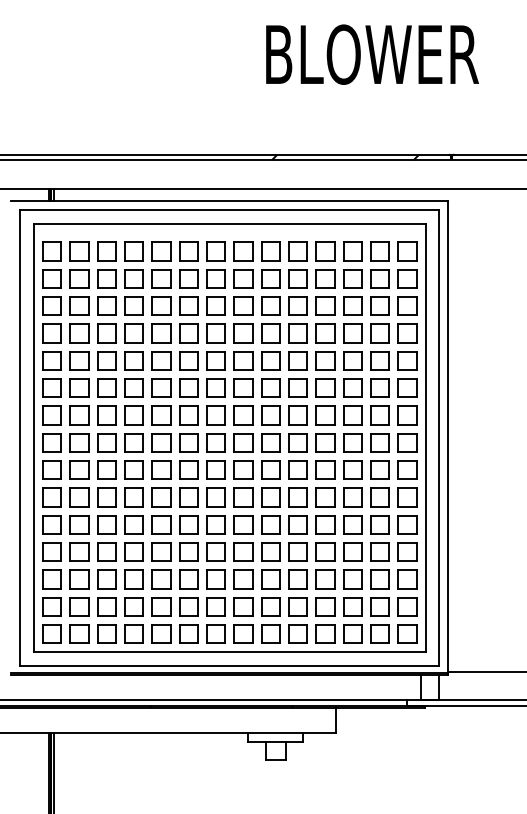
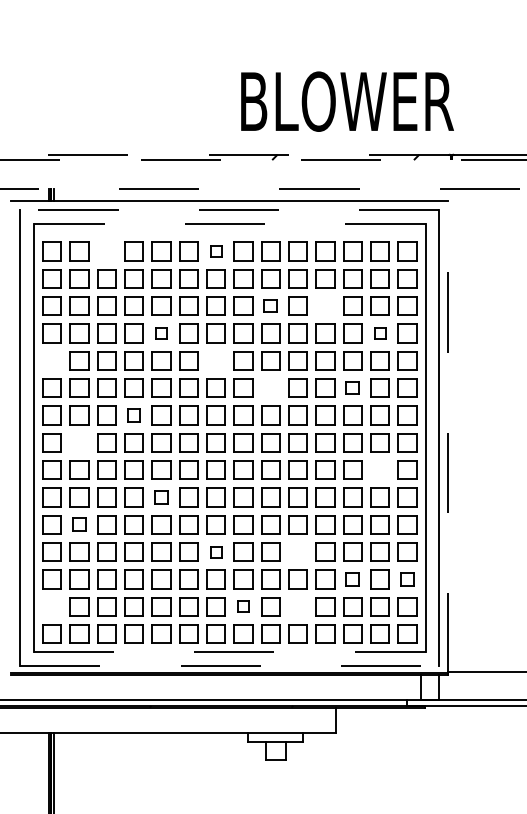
text position: (372, 54) -> (347, 101) (347, 101)
line: solid -> dashed (224, 154)
line: solid -> dashed (263, 160)
line: solid -> dashed (263, 188)
line: solid -> dashed (229, 210)
line: solid -> dashed (229, 224)
part: present -> none (106, 251)
part size: 20x21 px -> 13x13 px (216, 251)
part size: 20x20 px -> 15x14 px (270, 305)
part: present -> none (325, 305)
part size: 21x21 px -> 13x13 px (161, 333)
part size: 20x21 px -> 13x13 px (380, 333)
part: present -> none (51, 360)
part: present -> none (215, 360)
part: present -> none (270, 387)
part size: 20x20 px -> 15x14 px (352, 387)
part size: 20x21 px -> 14x15 px (133, 415)
line: solid -> dashed (448, 437)
part: present -> none (79, 442)
part: present -> none (379, 469)
part size: 21x21 px -> 15x15 px (161, 497)
part size: 21x20 px -> 15x15 px (79, 524)
part size: 20x20 px -> 13x13 px (216, 552)
part: present -> none (297, 551)
part size: 20x21 px -> 15x15 px (352, 579)
part size: 21x21 px -> 15x15 px (407, 579)
part: present -> none (51, 606)
part size: 21x20 px -> 13x13 px (243, 606)
part: present -> none (297, 606)
line: solid -> dashed (229, 652)
line: solid -> dashed (229, 666)
